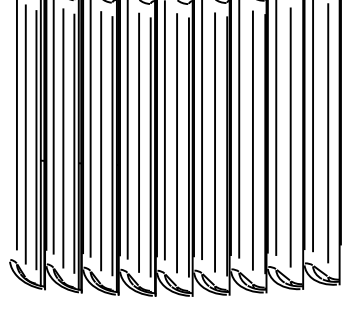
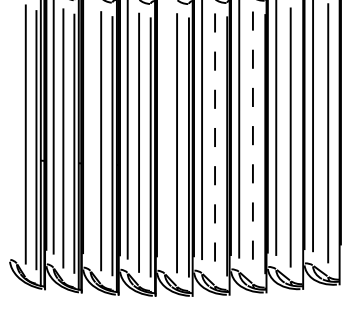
line: present -> none (16, 125)
line: present -> none (90, 129)
line: present -> none (164, 130)
line: solid -> dashed (252, 141)
line: solid -> dashed (215, 143)
